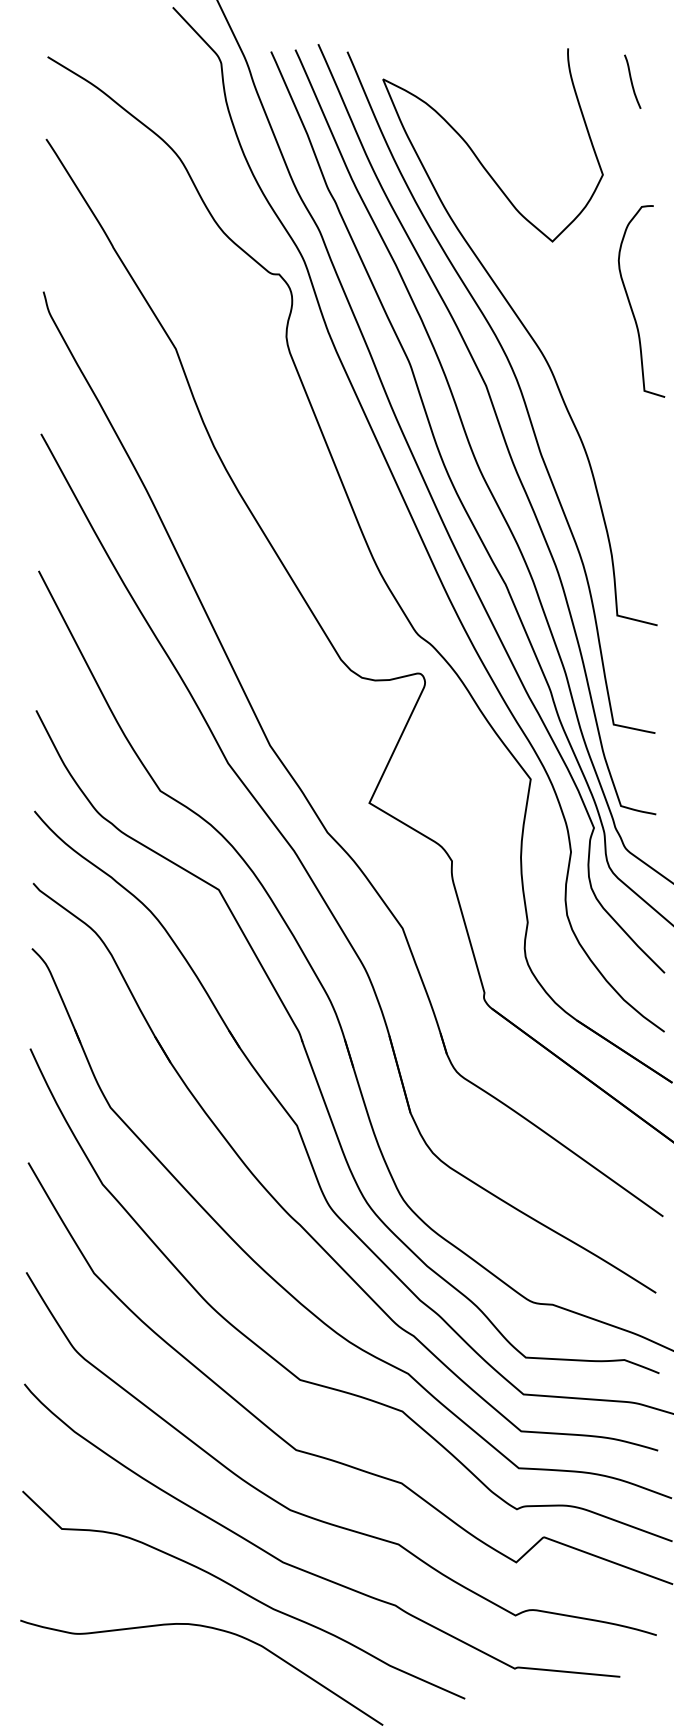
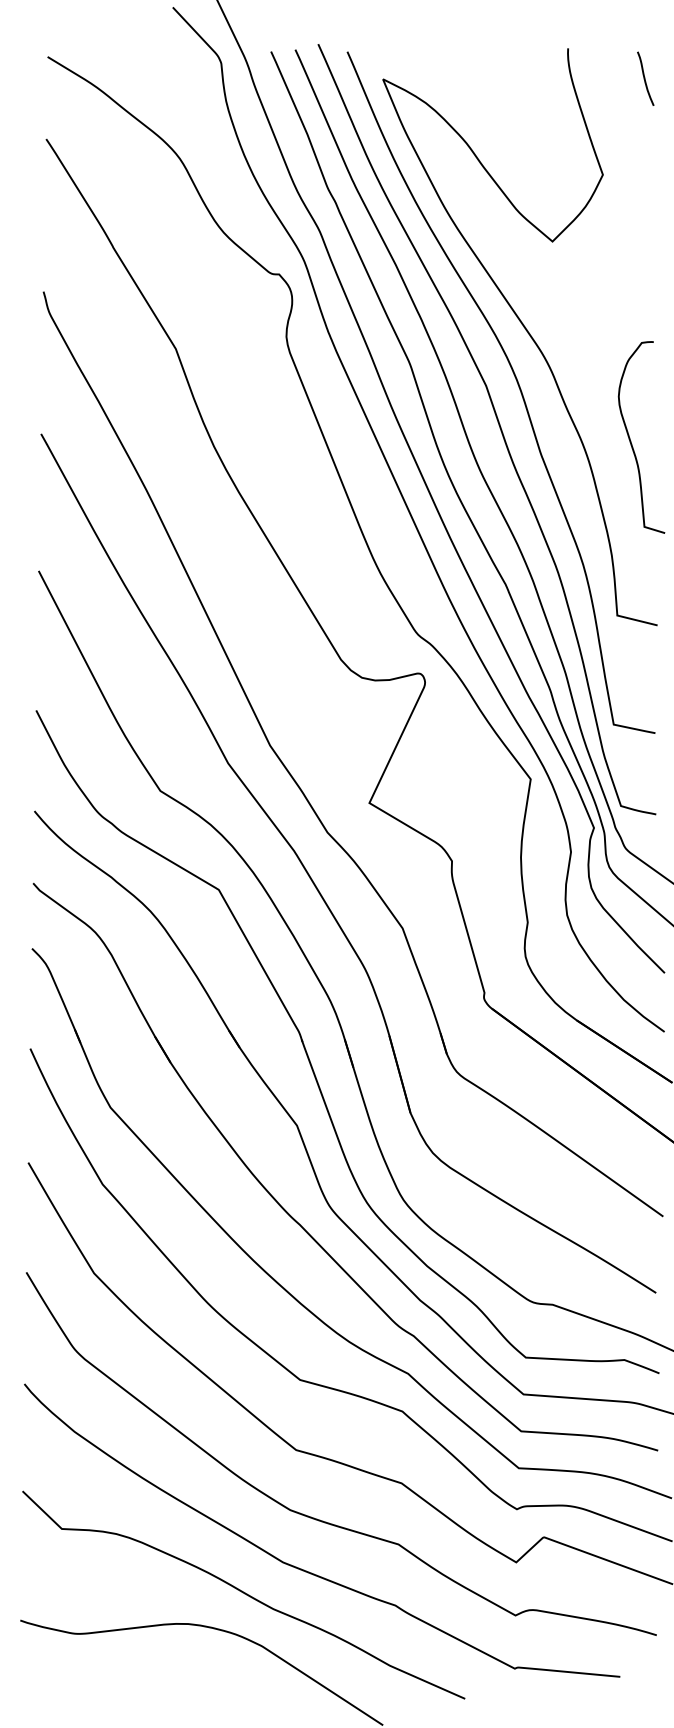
curve position: (632, 81) -> (645, 78) (645, 78)
curve position: (631, 305) -> (631, 441) (631, 441)
